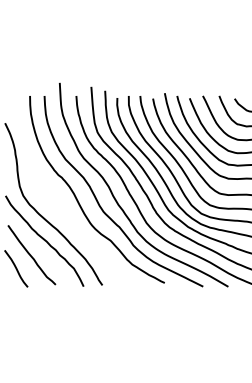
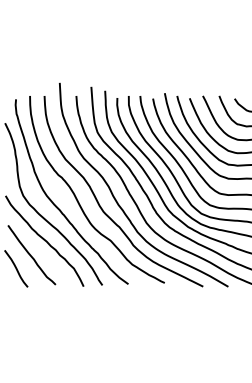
curve: none -> present (56, 205)
